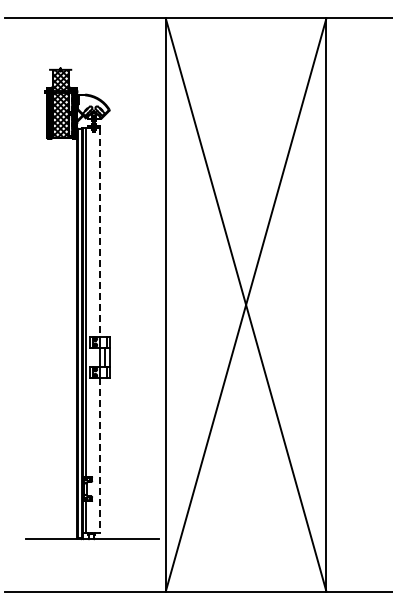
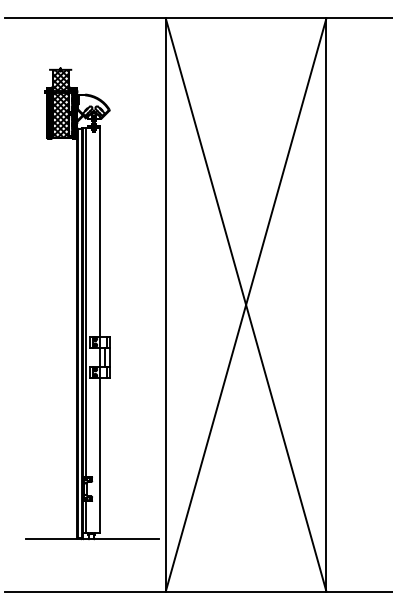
line: dashed -> solid (100, 232)
line: dashed -> solid (100, 456)
